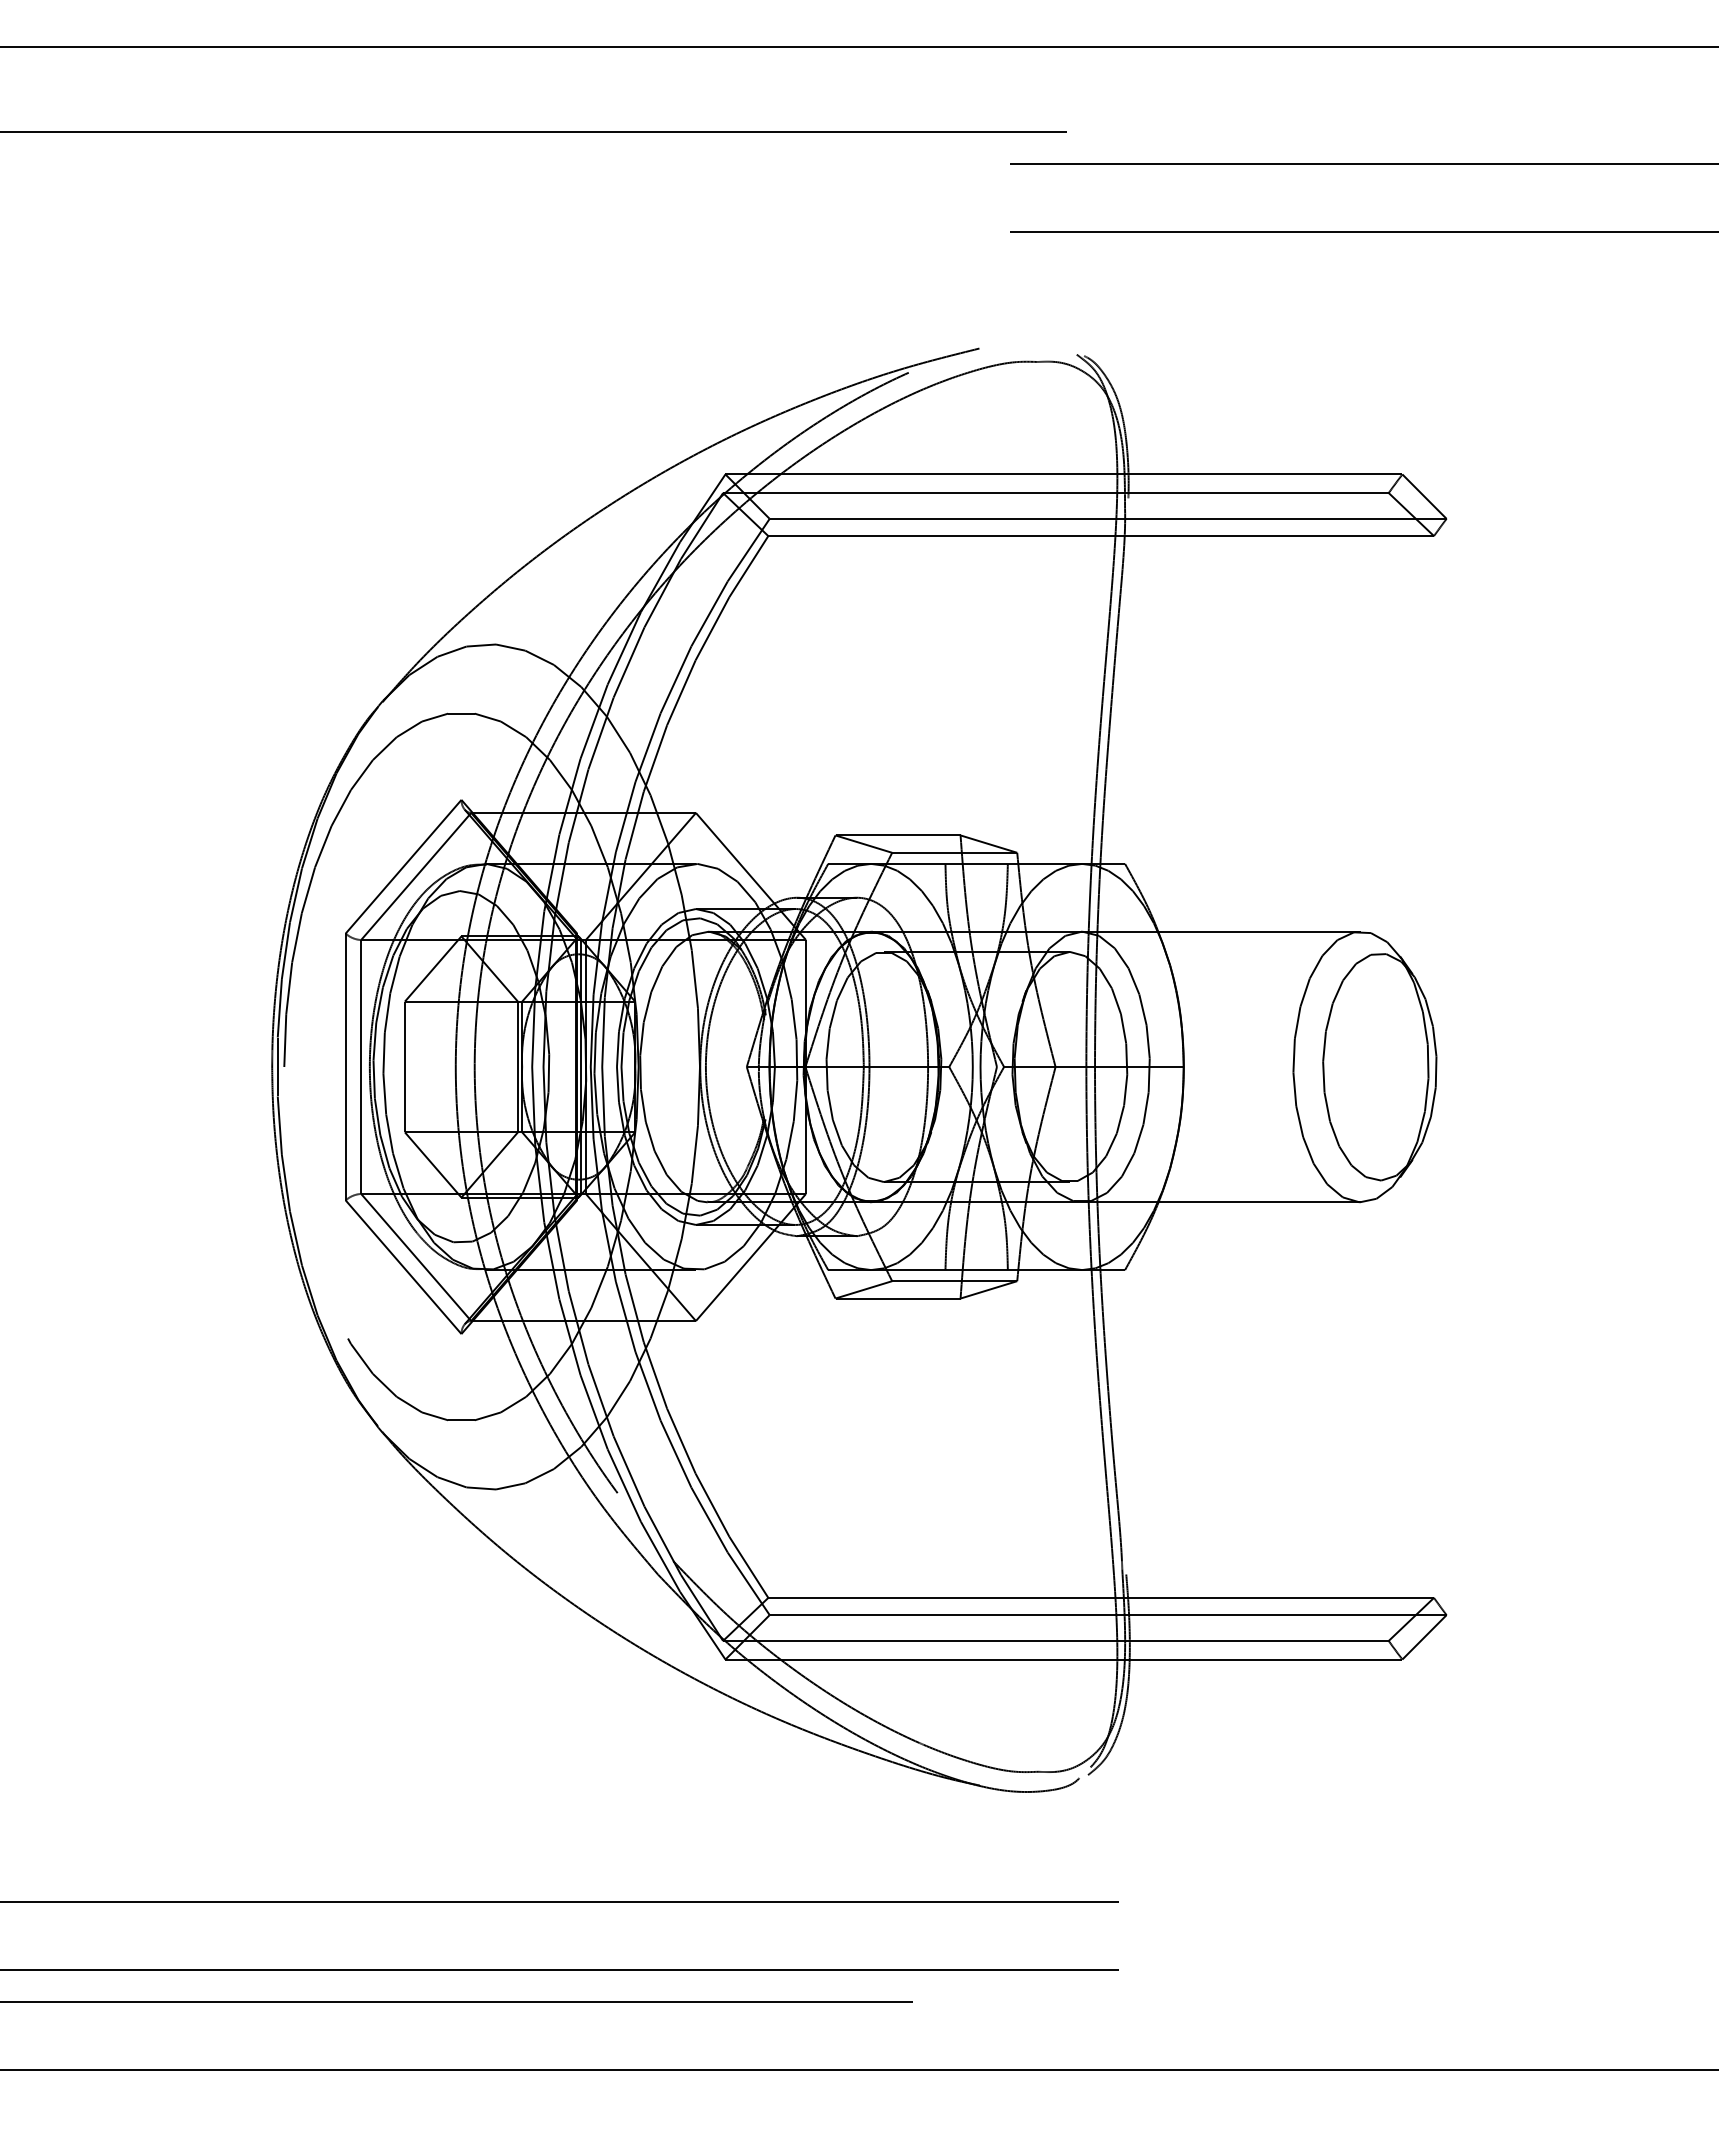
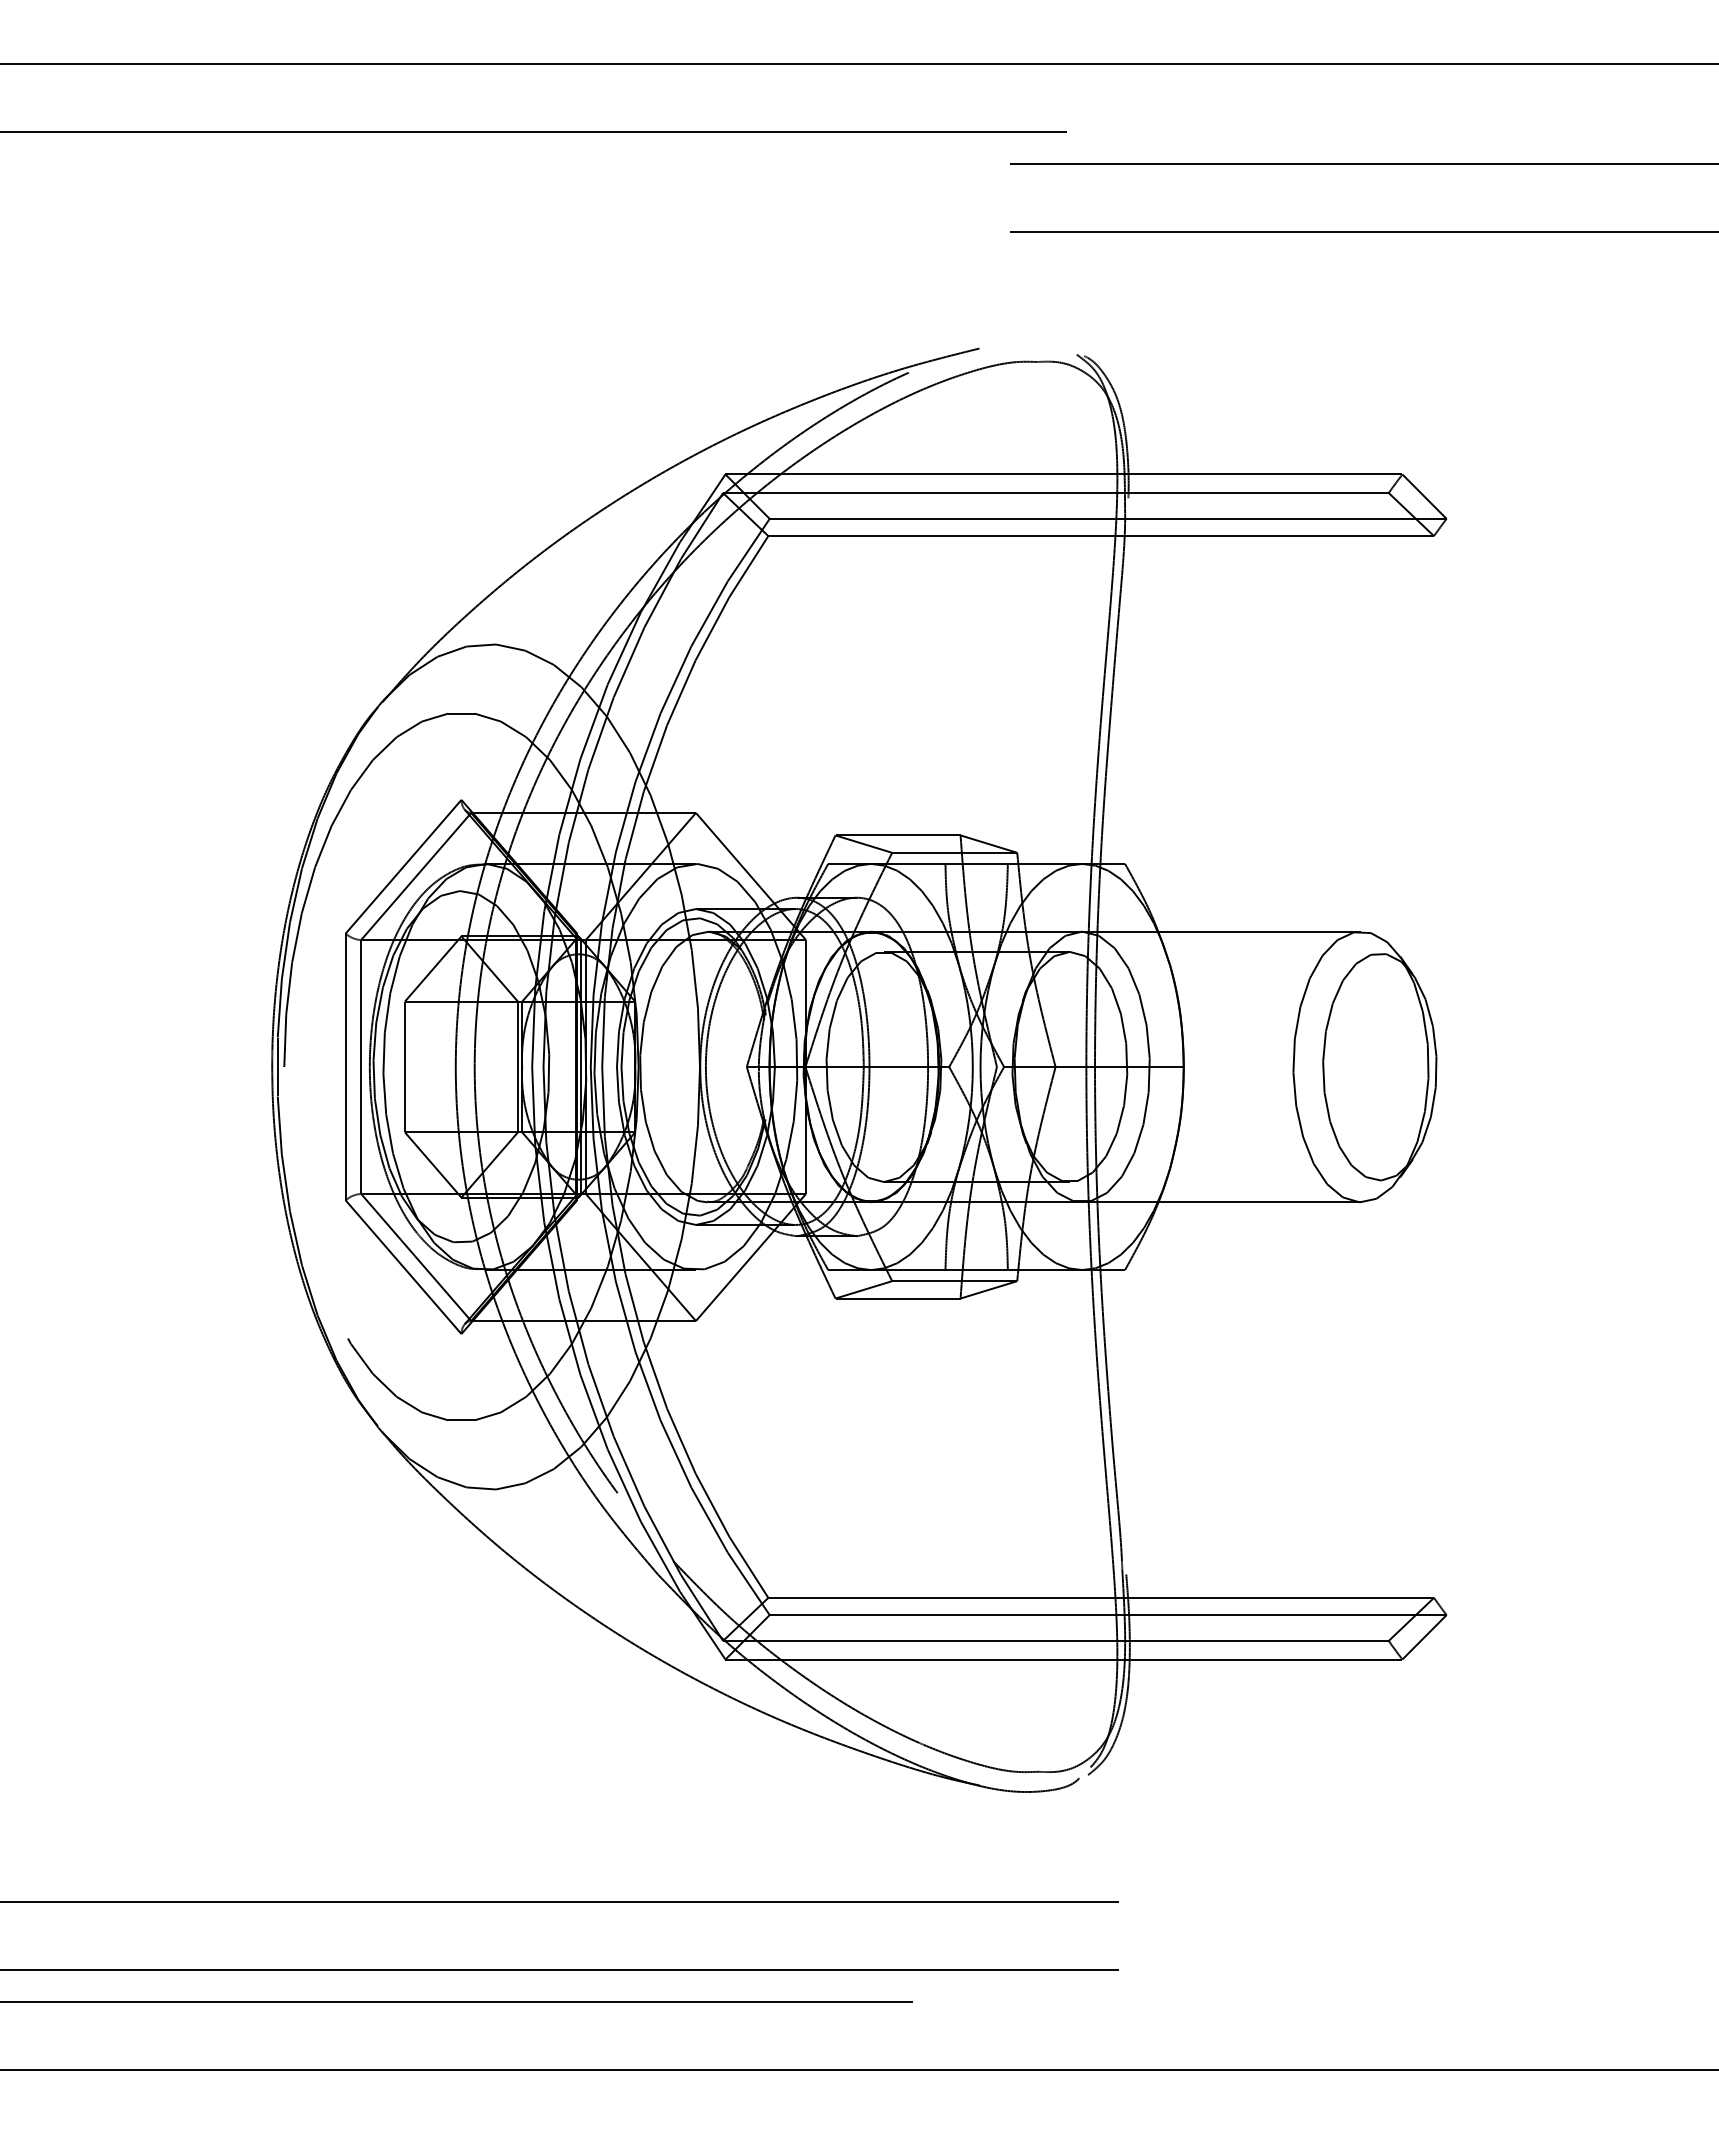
line position: (858, 47) -> (858, 64) (858, 64)
